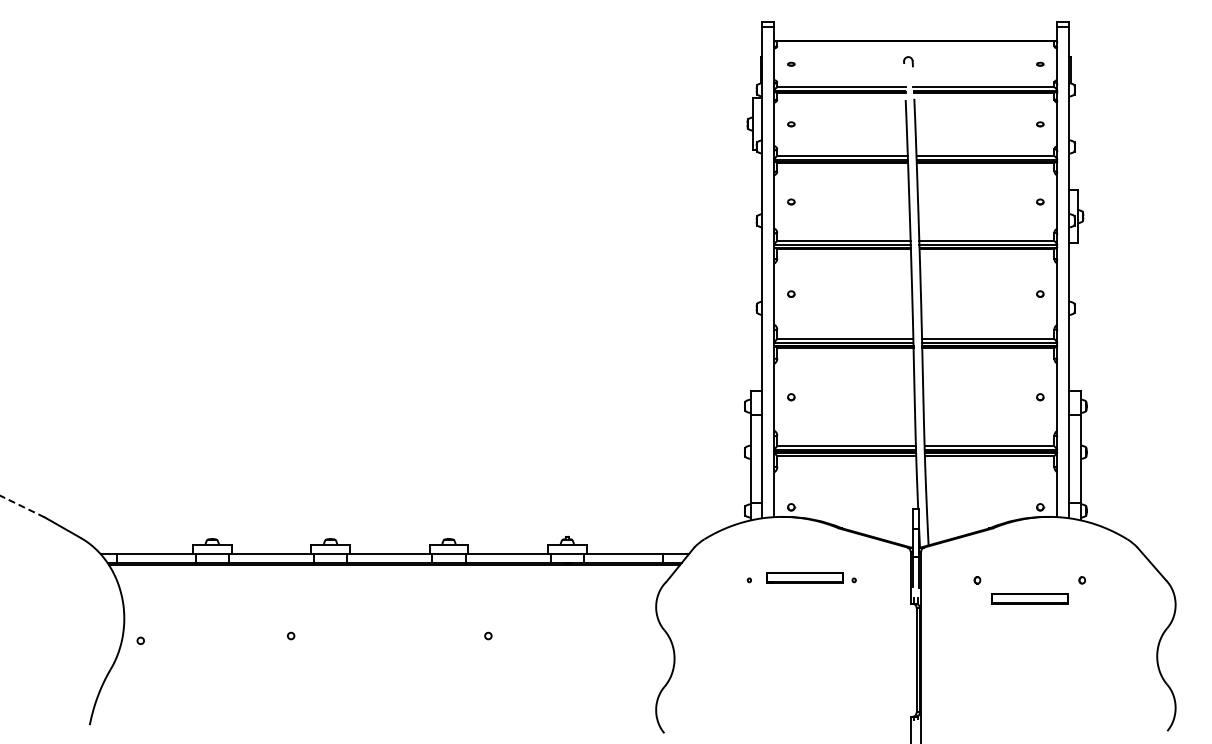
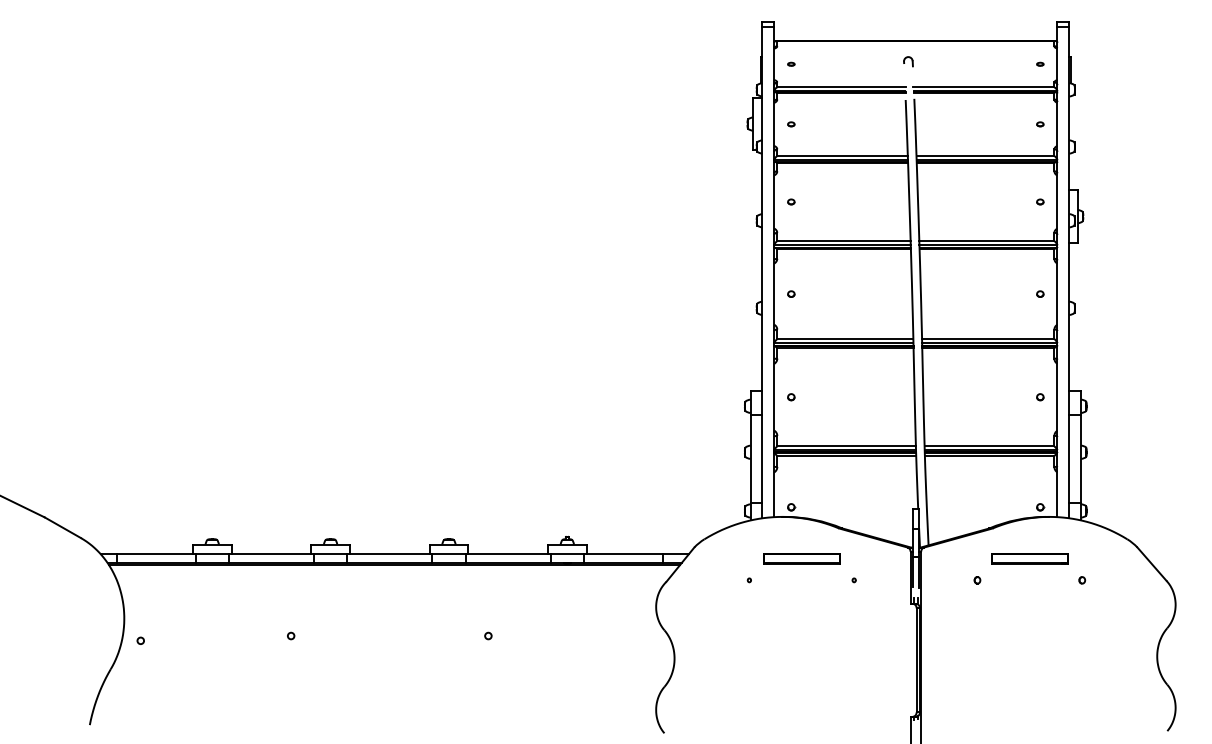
line: dashed -> solid (22, 506)
part position: (804, 577) -> (801, 558) (801, 558)
part position: (1029, 598) -> (1029, 558) (1029, 558)
